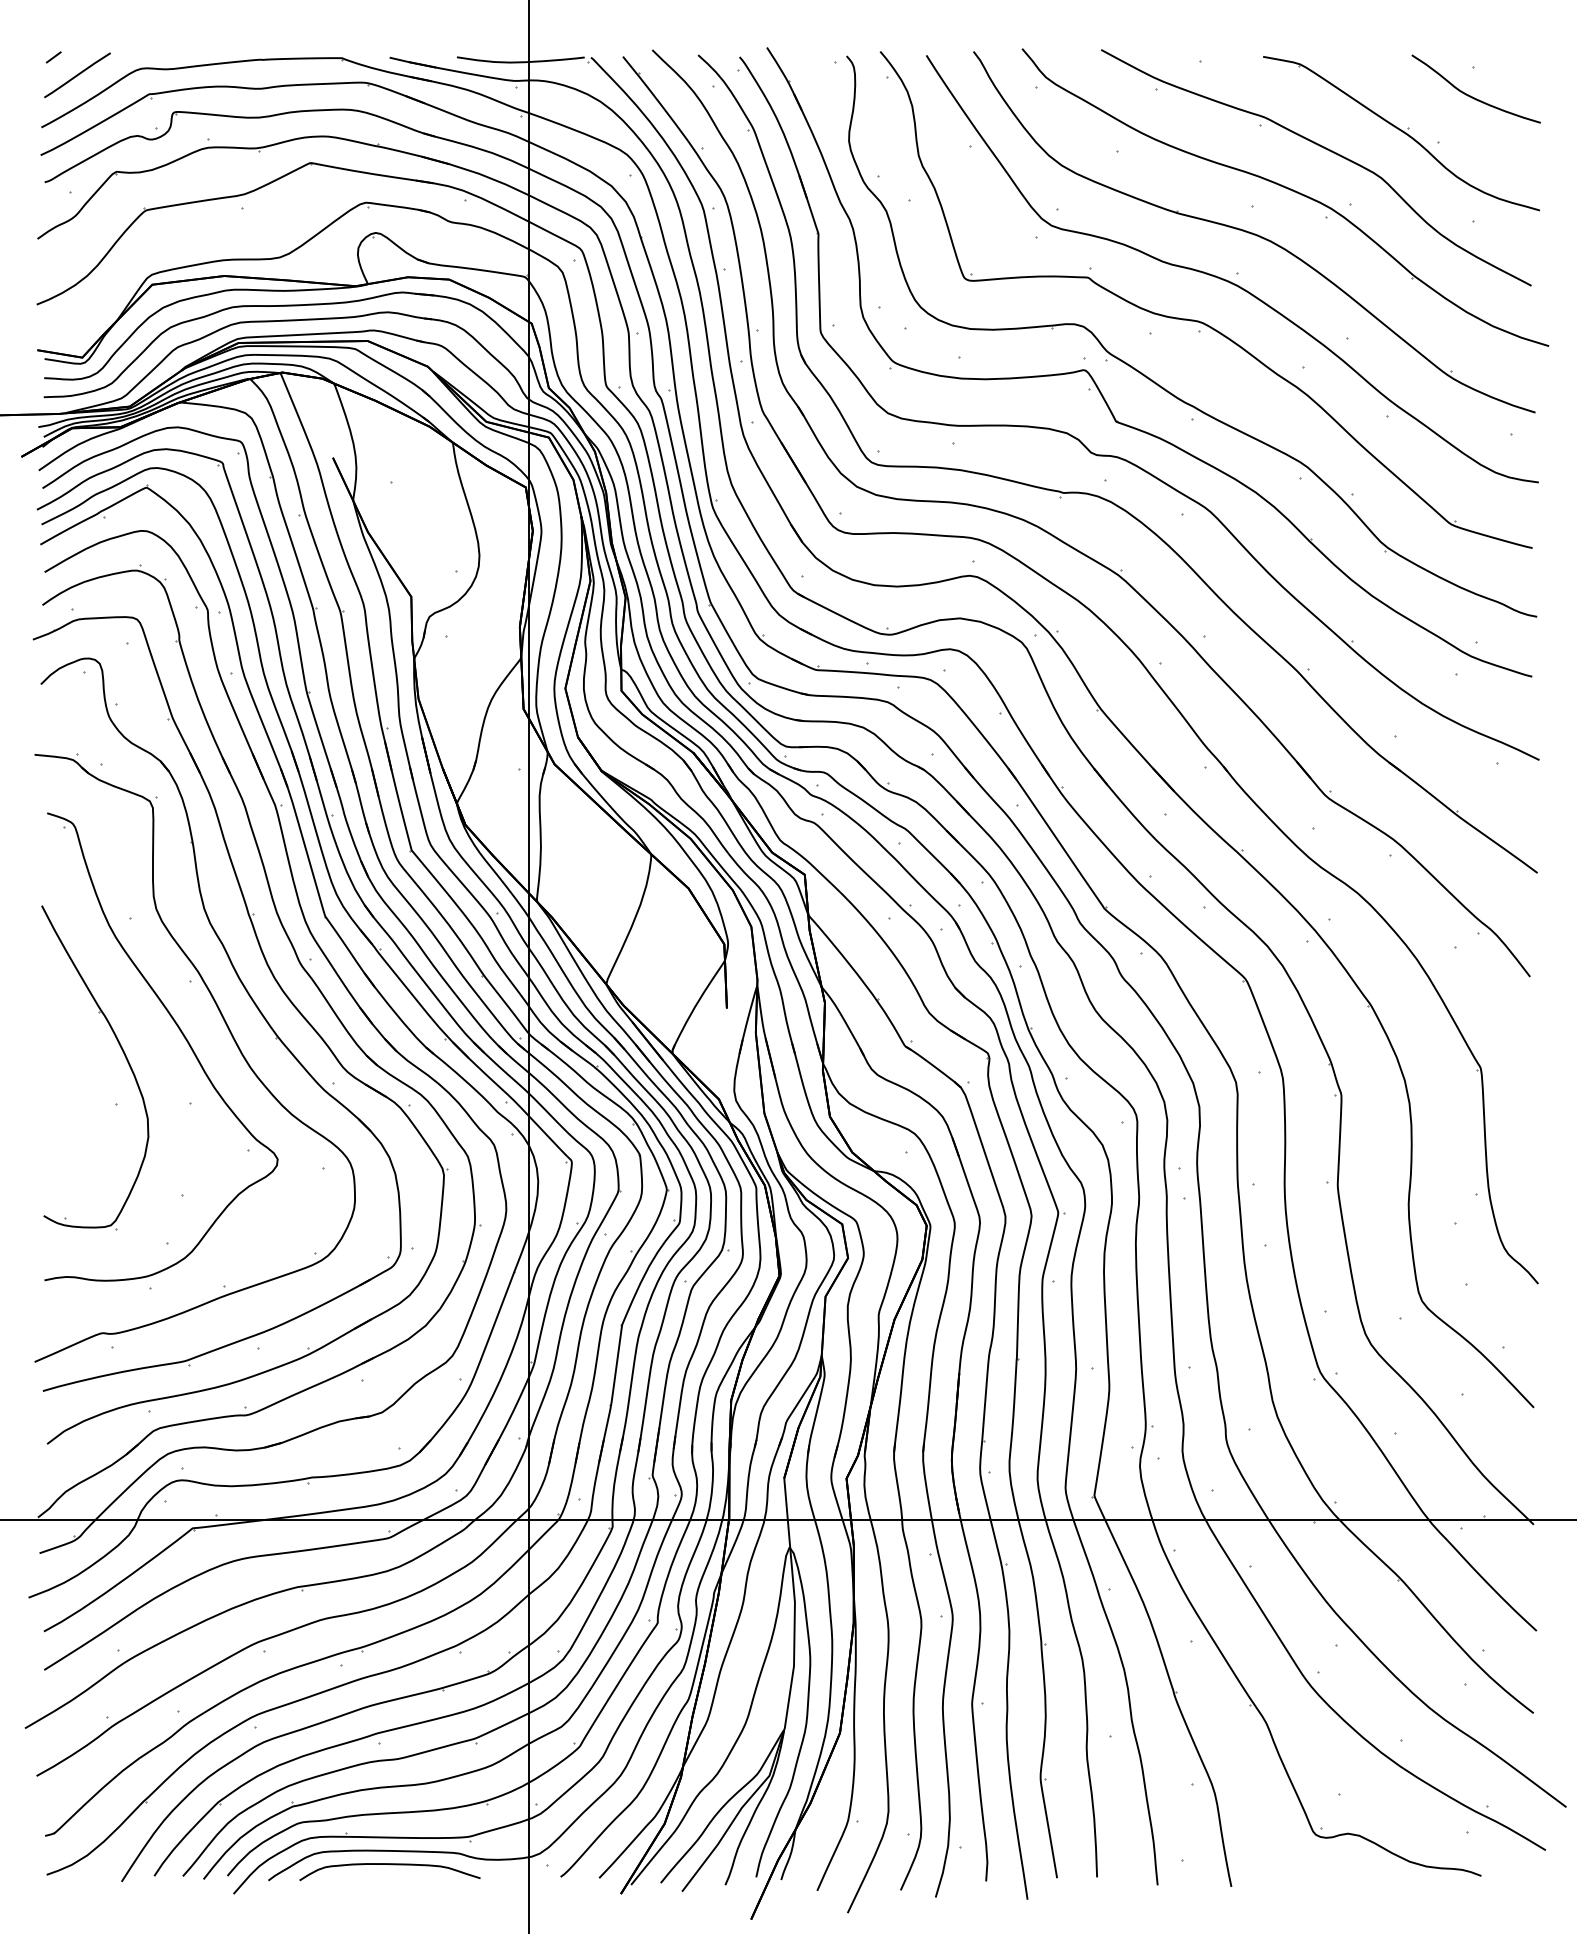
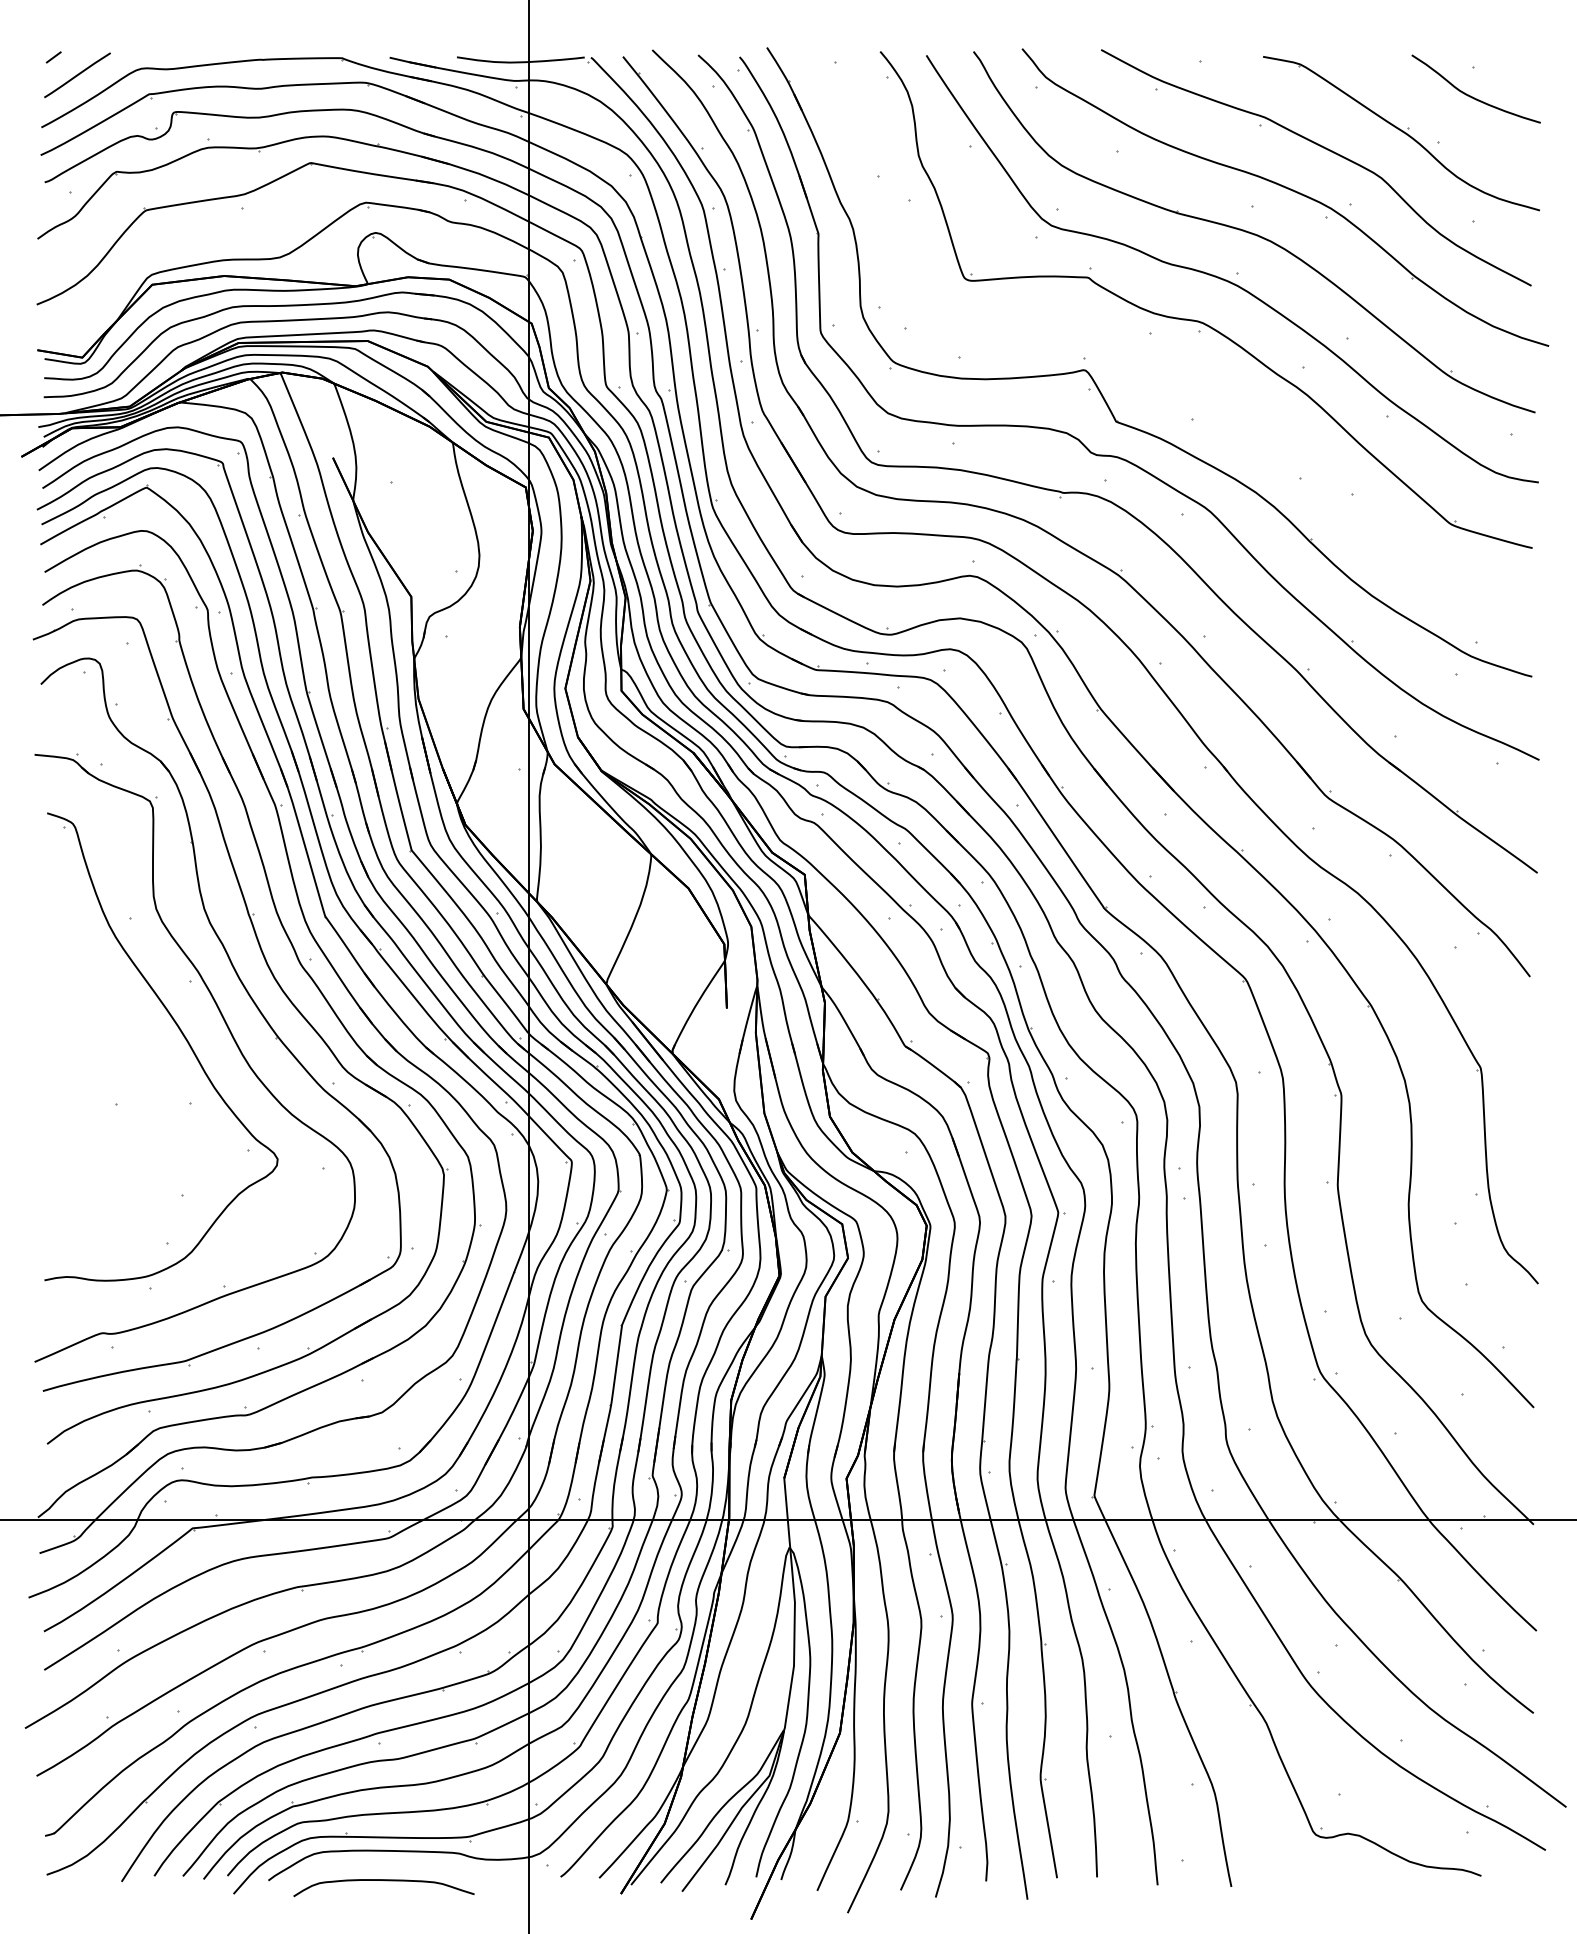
part: present -> none (1159, 384)
part: present -> none (123, 1054)
curve position: (391, 1865) -> (385, 1881) (385, 1881)
